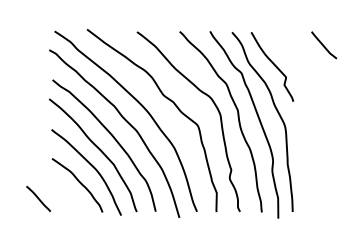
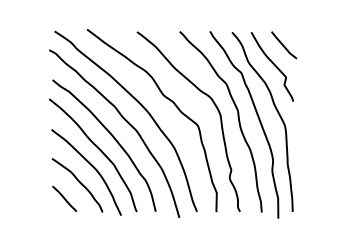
curve position: (324, 45) -> (284, 45) (284, 45)
line position: (38, 198) -> (64, 198) (64, 198)
